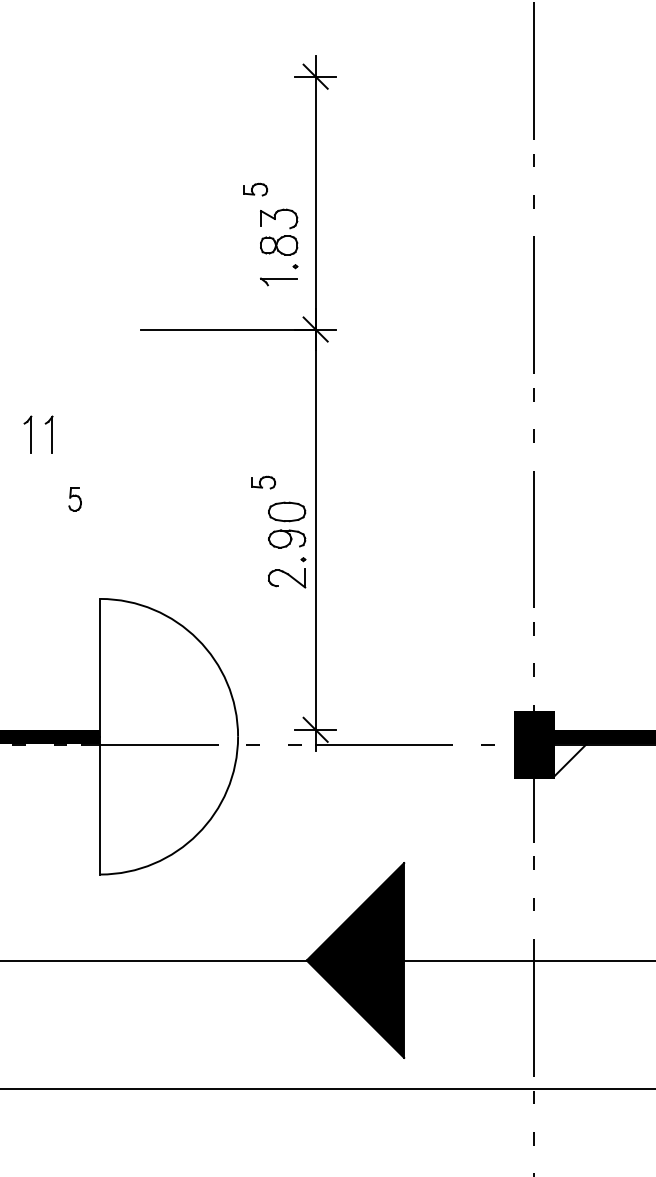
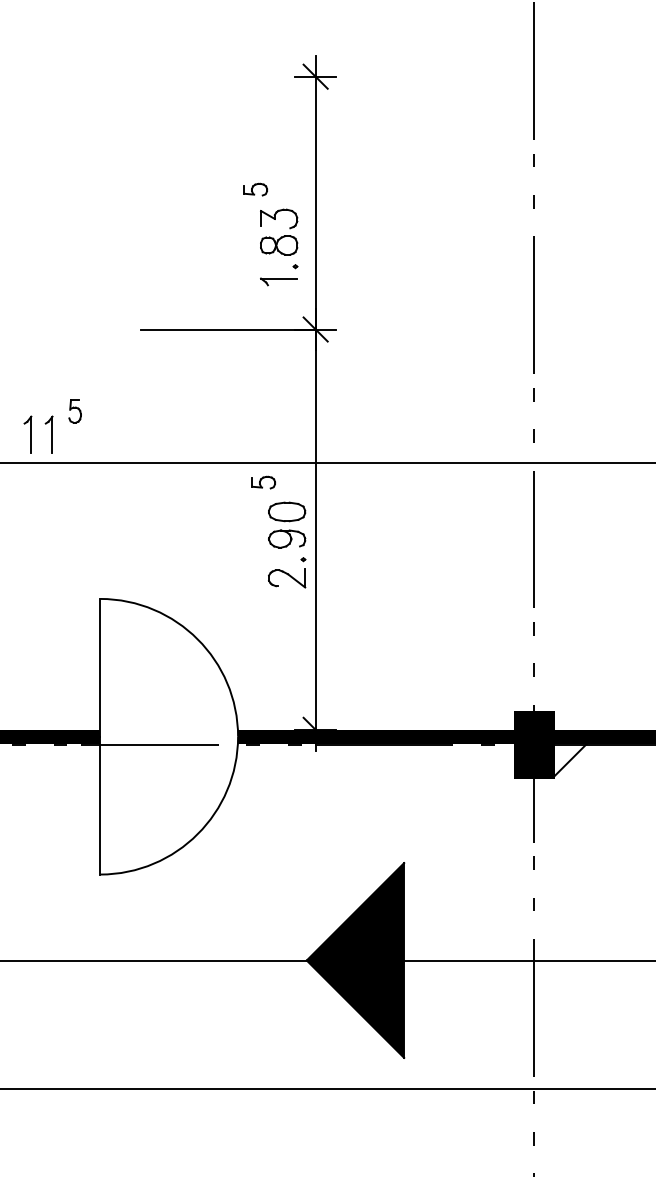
line: none -> present (327, 463)
part position: (74, 499) -> (74, 411) (74, 411)
fill: none -> present (375, 736)
